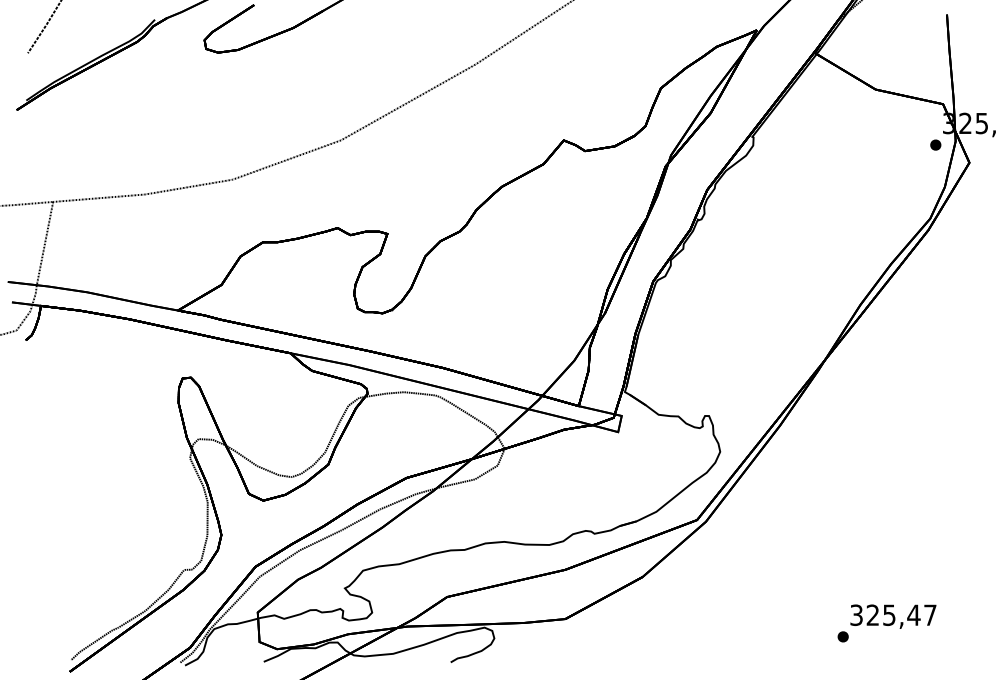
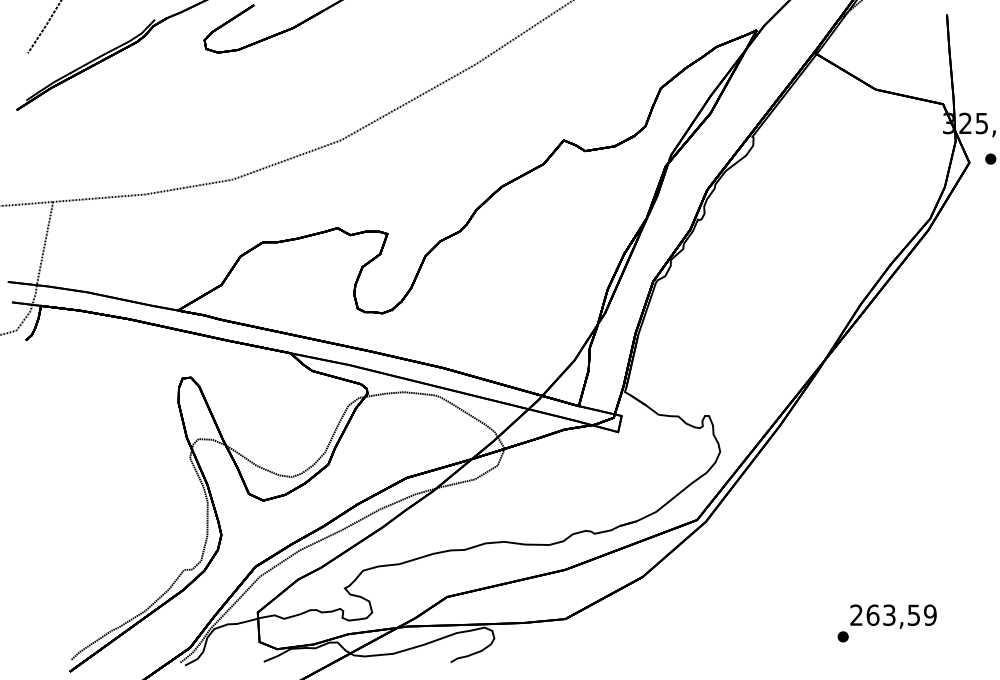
part position: (935, 144) -> (990, 158) (990, 158)
text: 325,47 -> 263,59 (893, 615)
